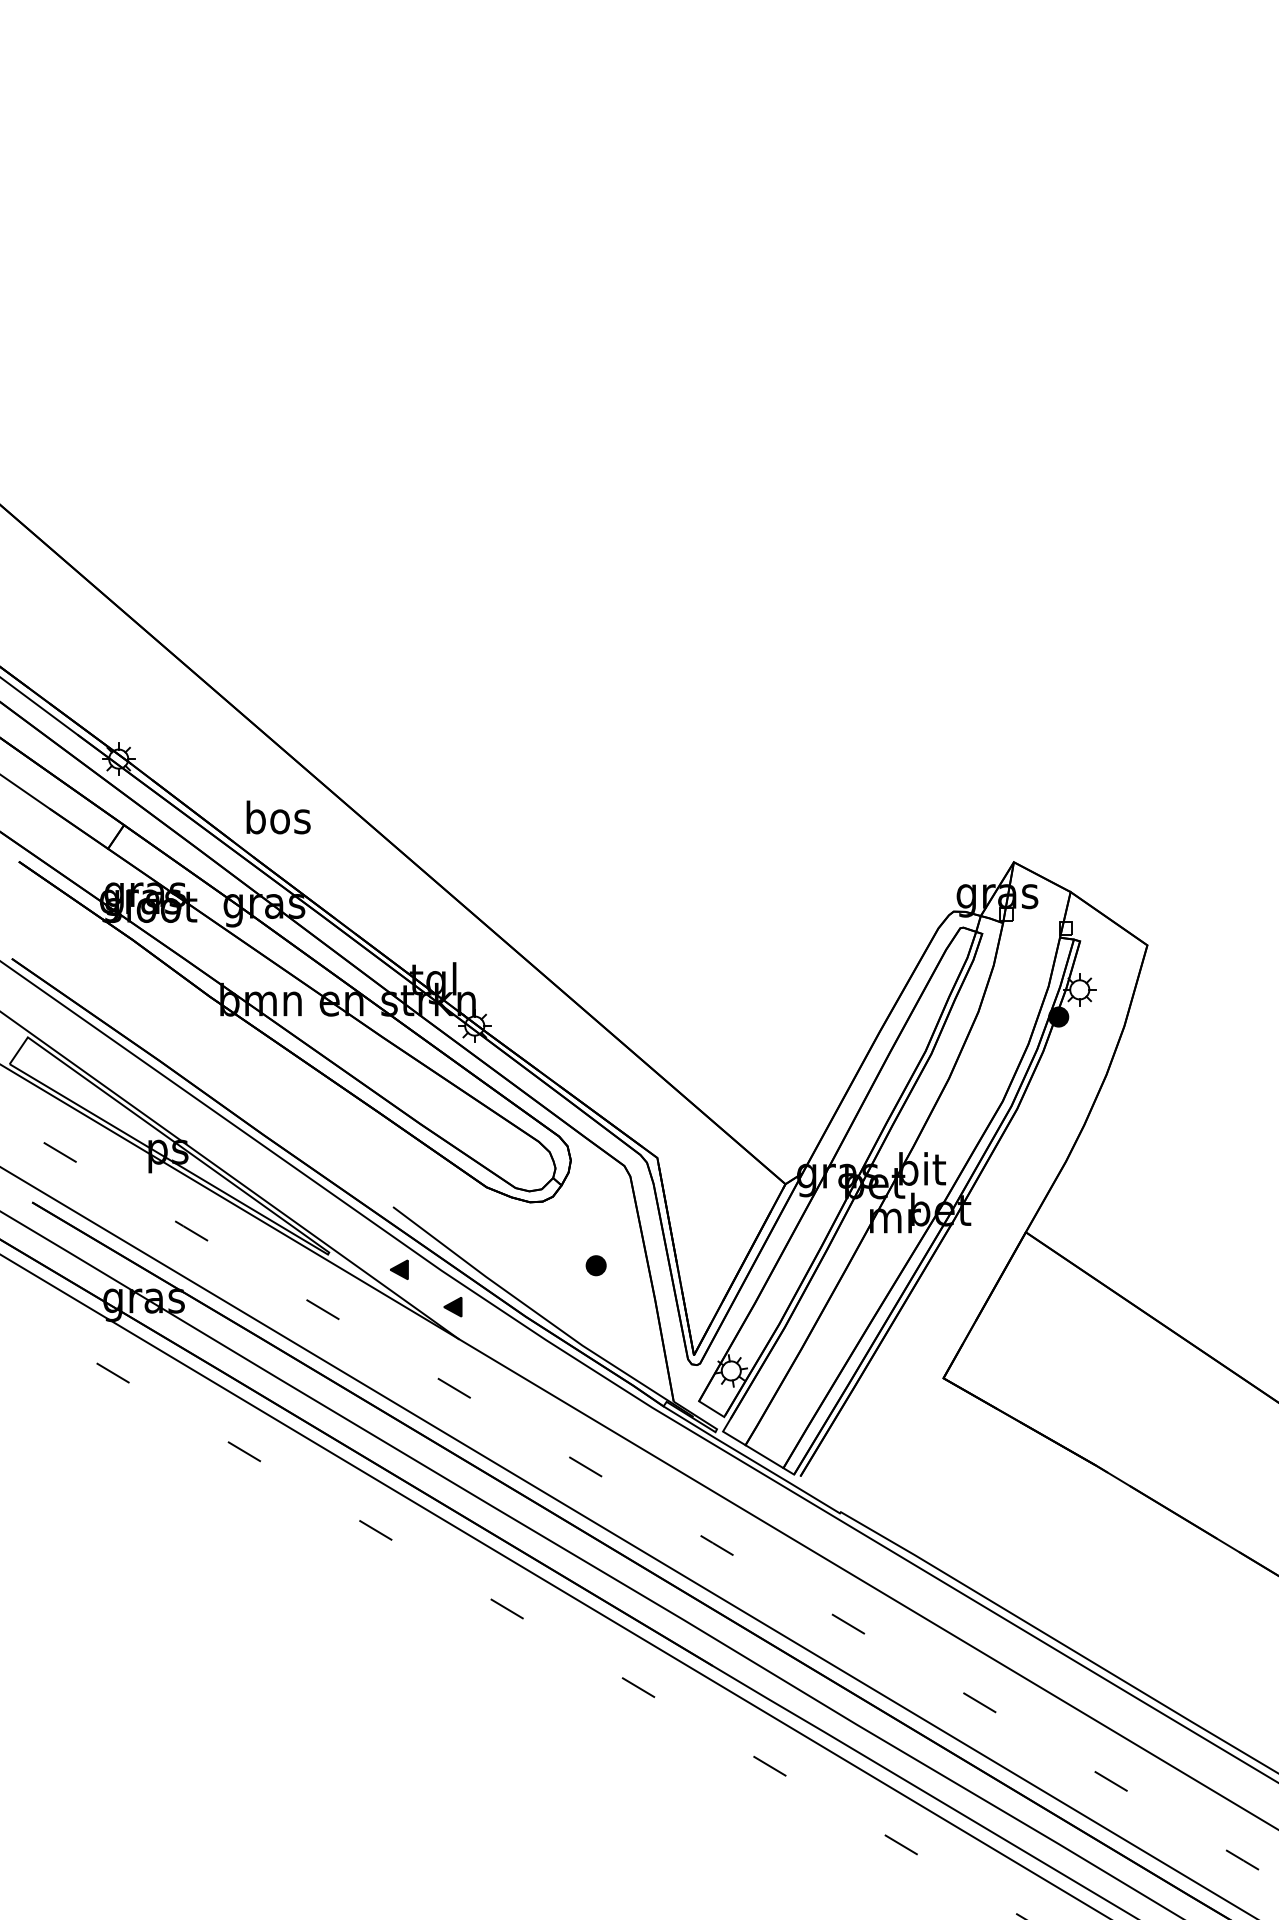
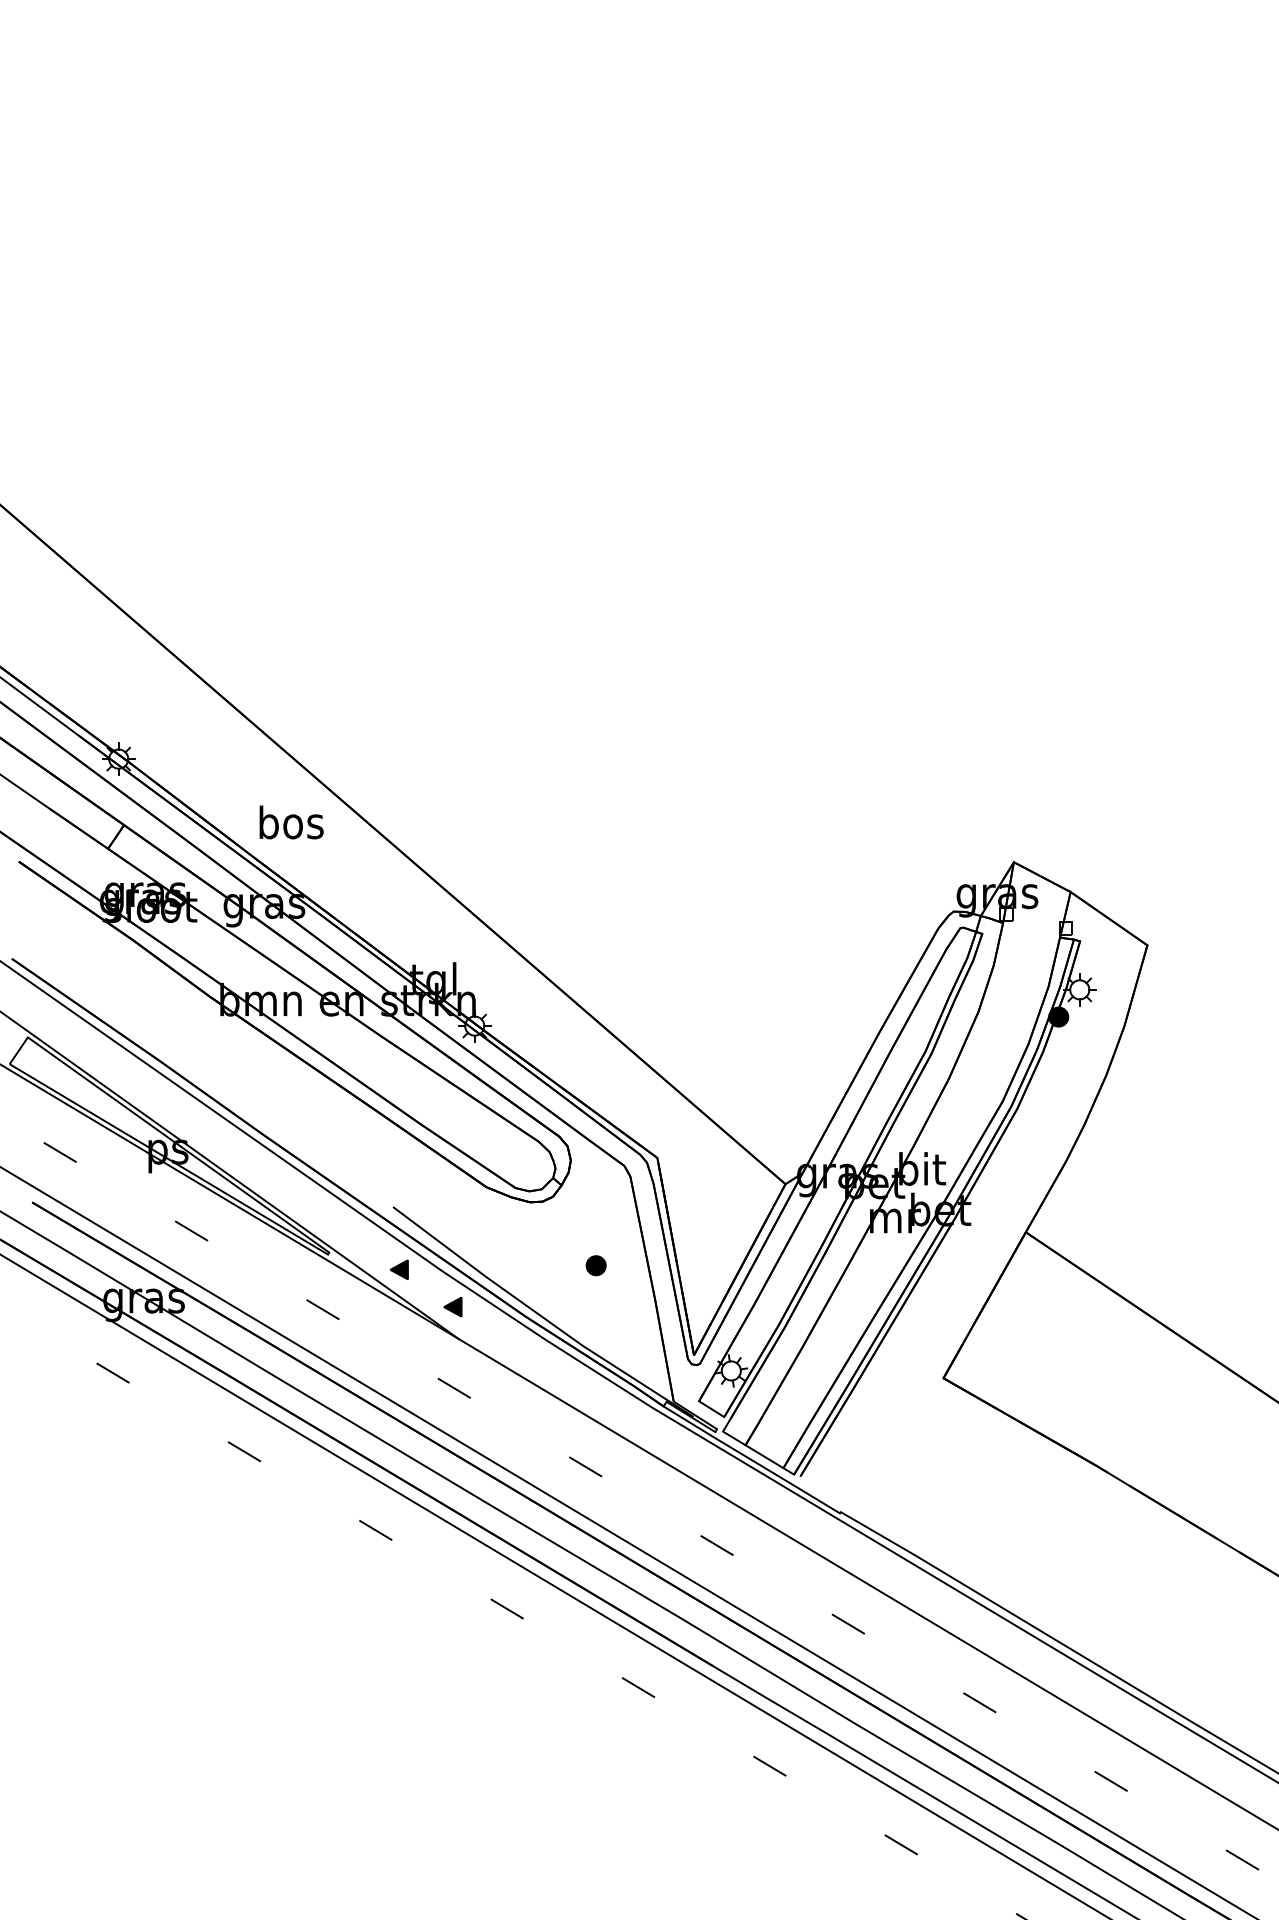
text position: (278, 817) -> (291, 822) (291, 822)
